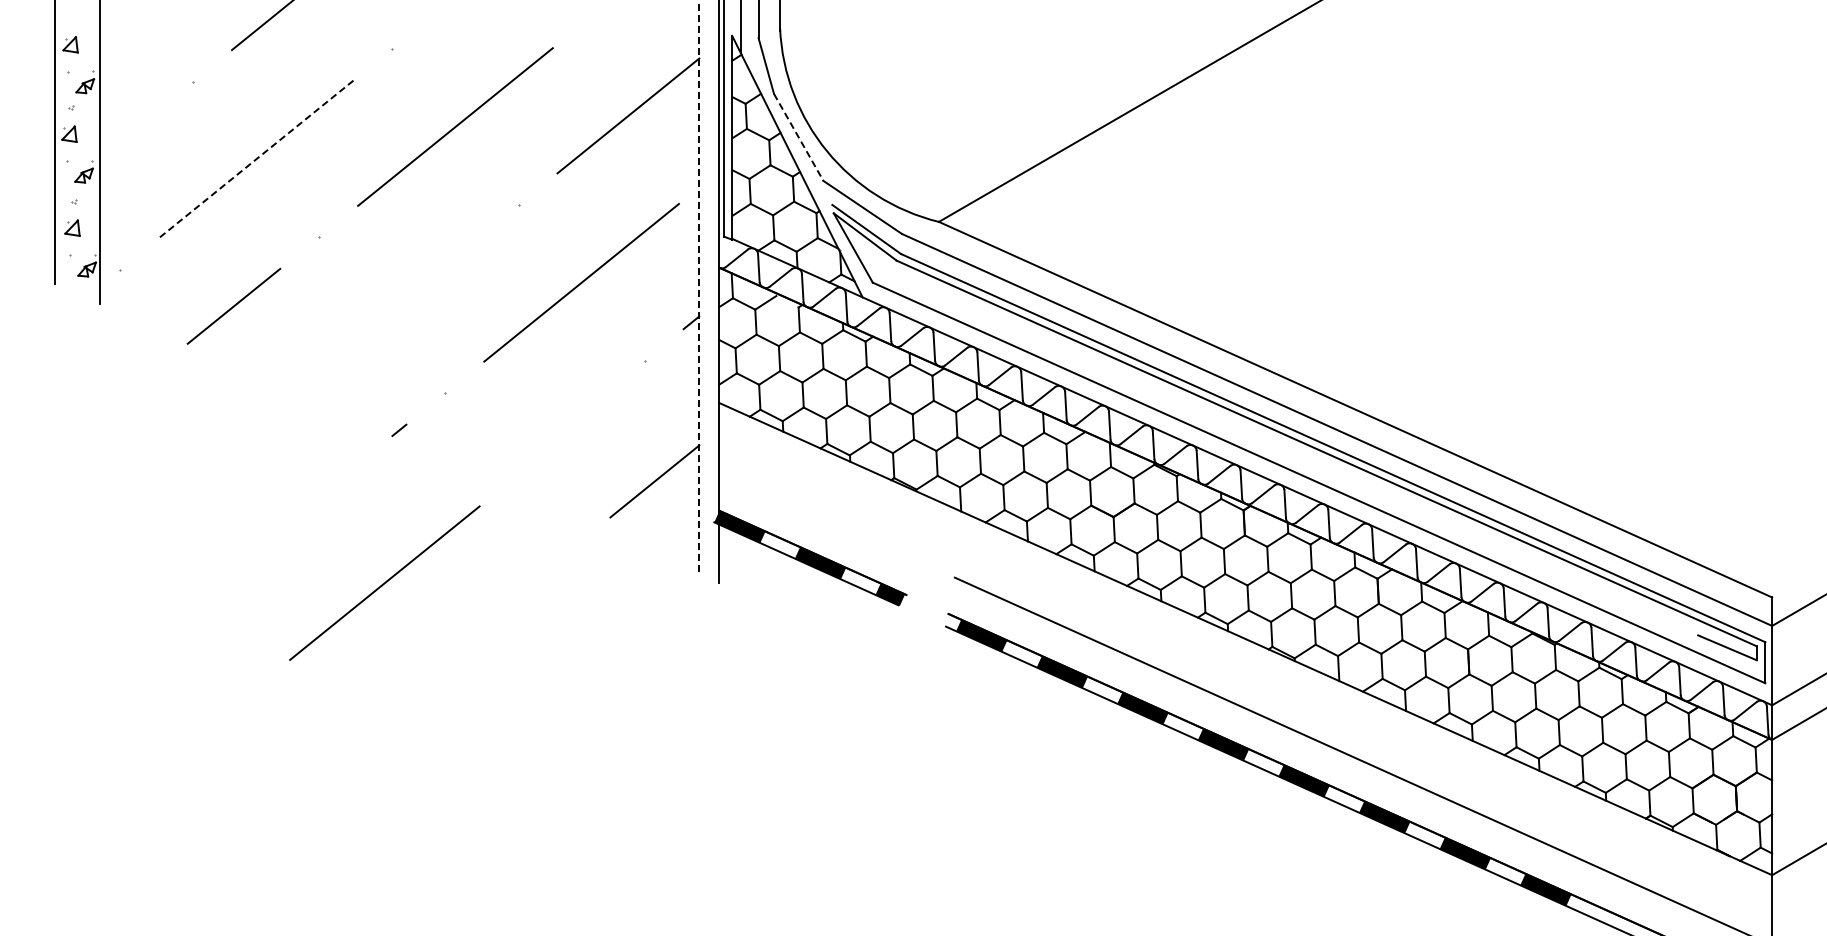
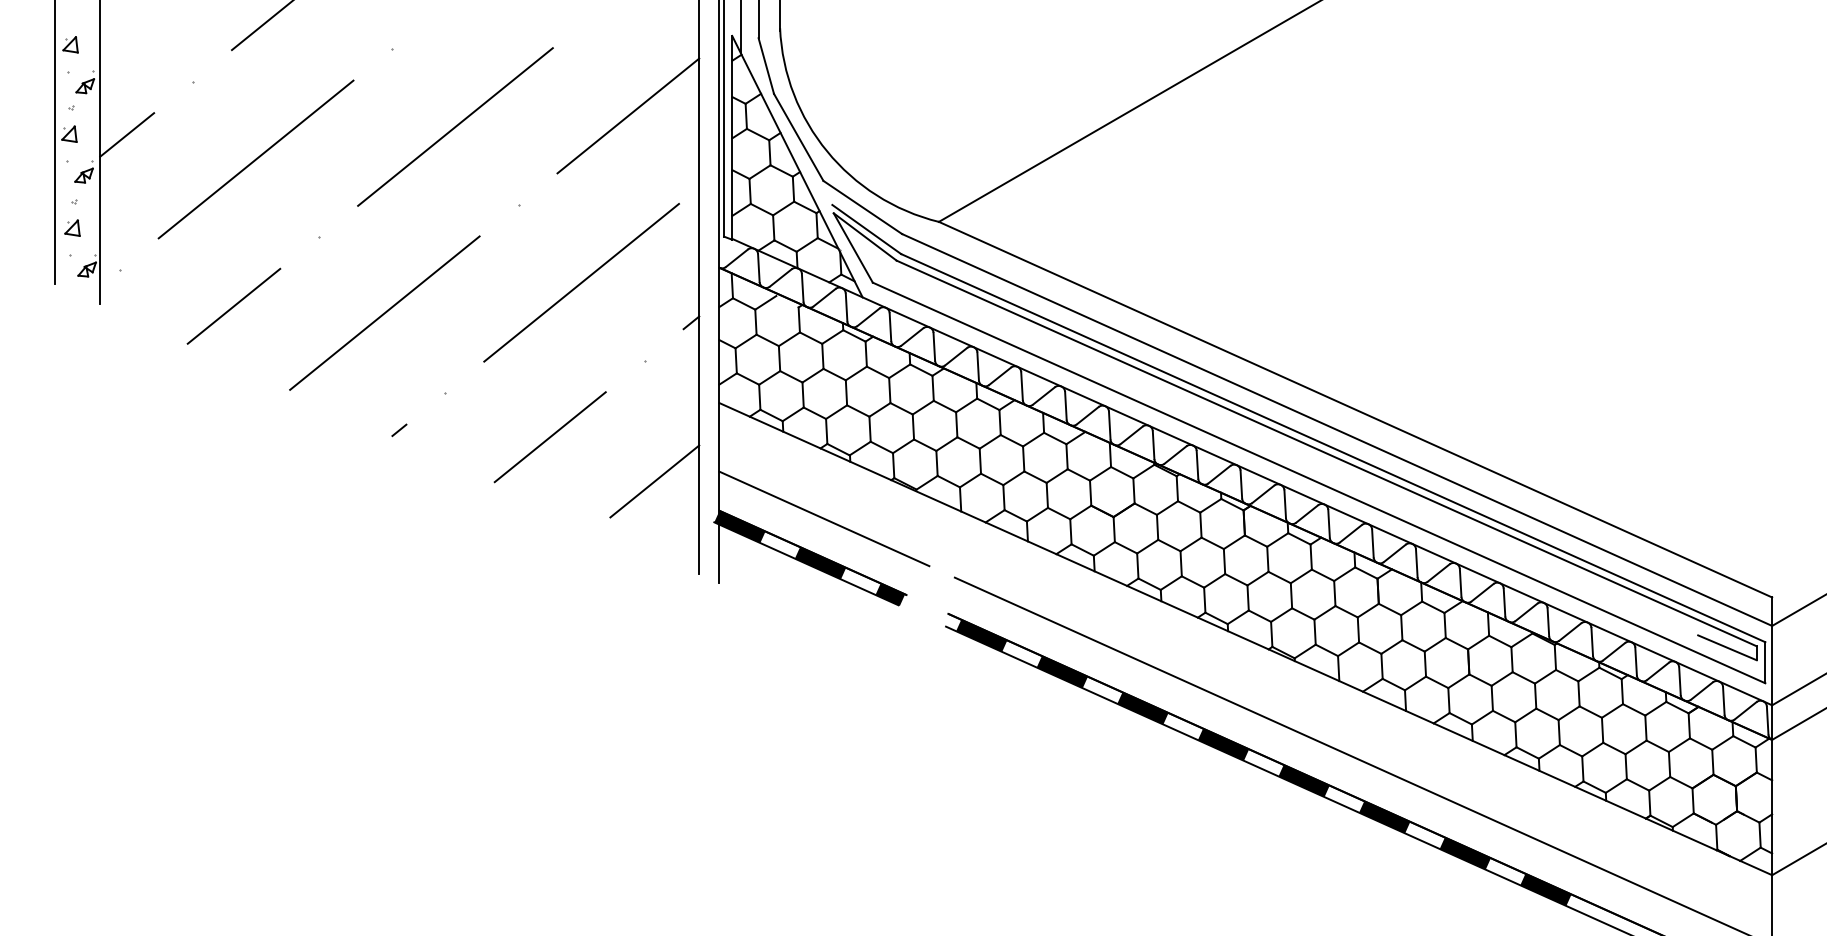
line: none -> present (127, 134)
line: dashed -> solid (798, 137)
line: dashed -> solid (255, 159)
line: dashed -> solid (699, 287)
line: none -> present (549, 437)
line: none -> present (824, 518)
line position: (384, 582) -> (384, 312) (384, 312)
